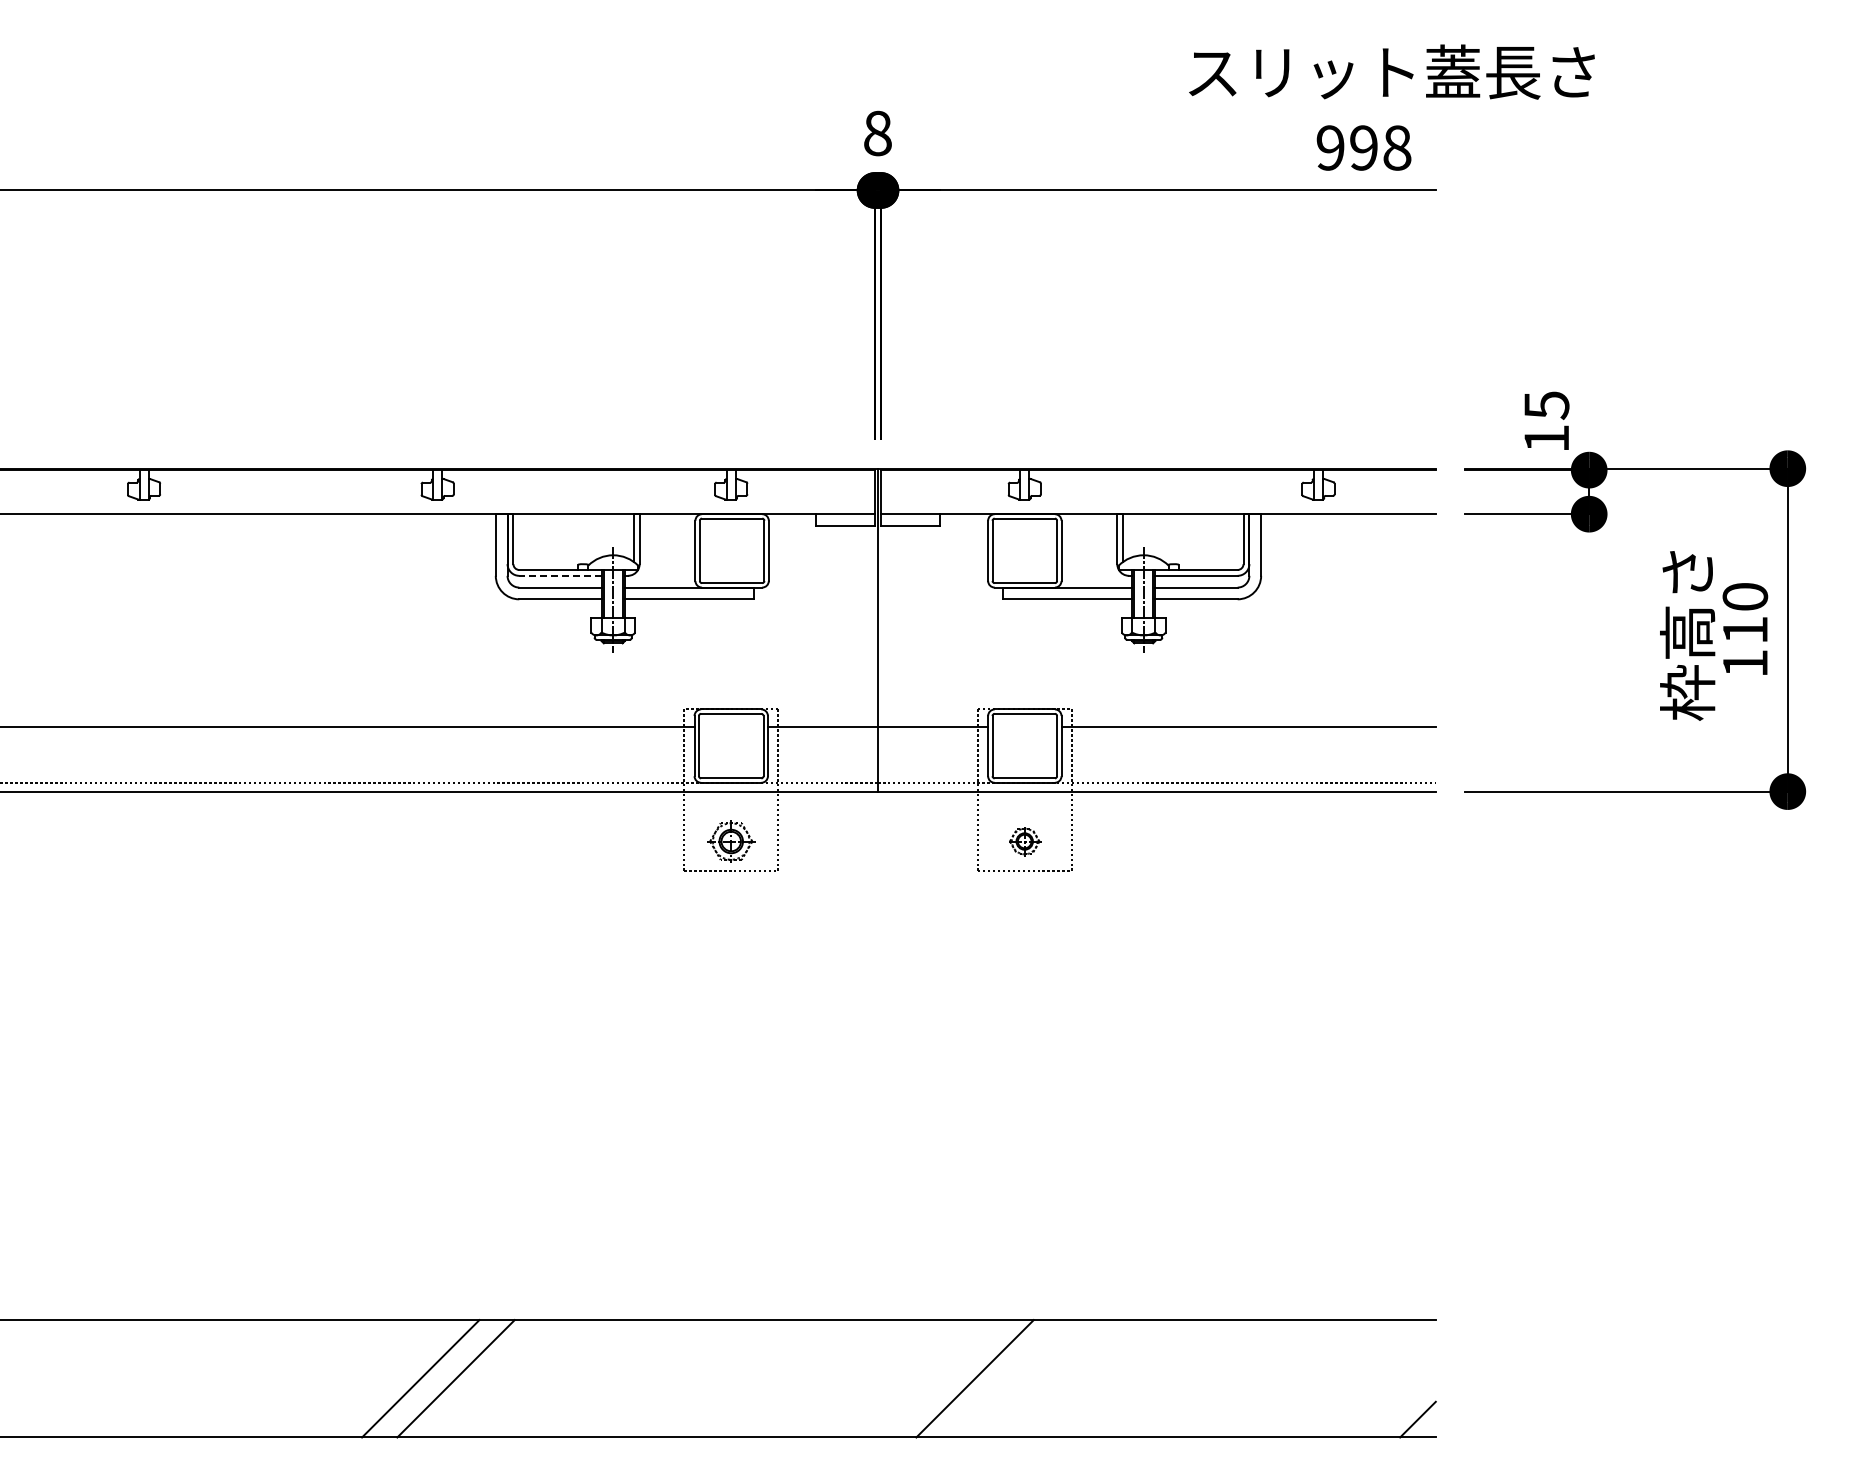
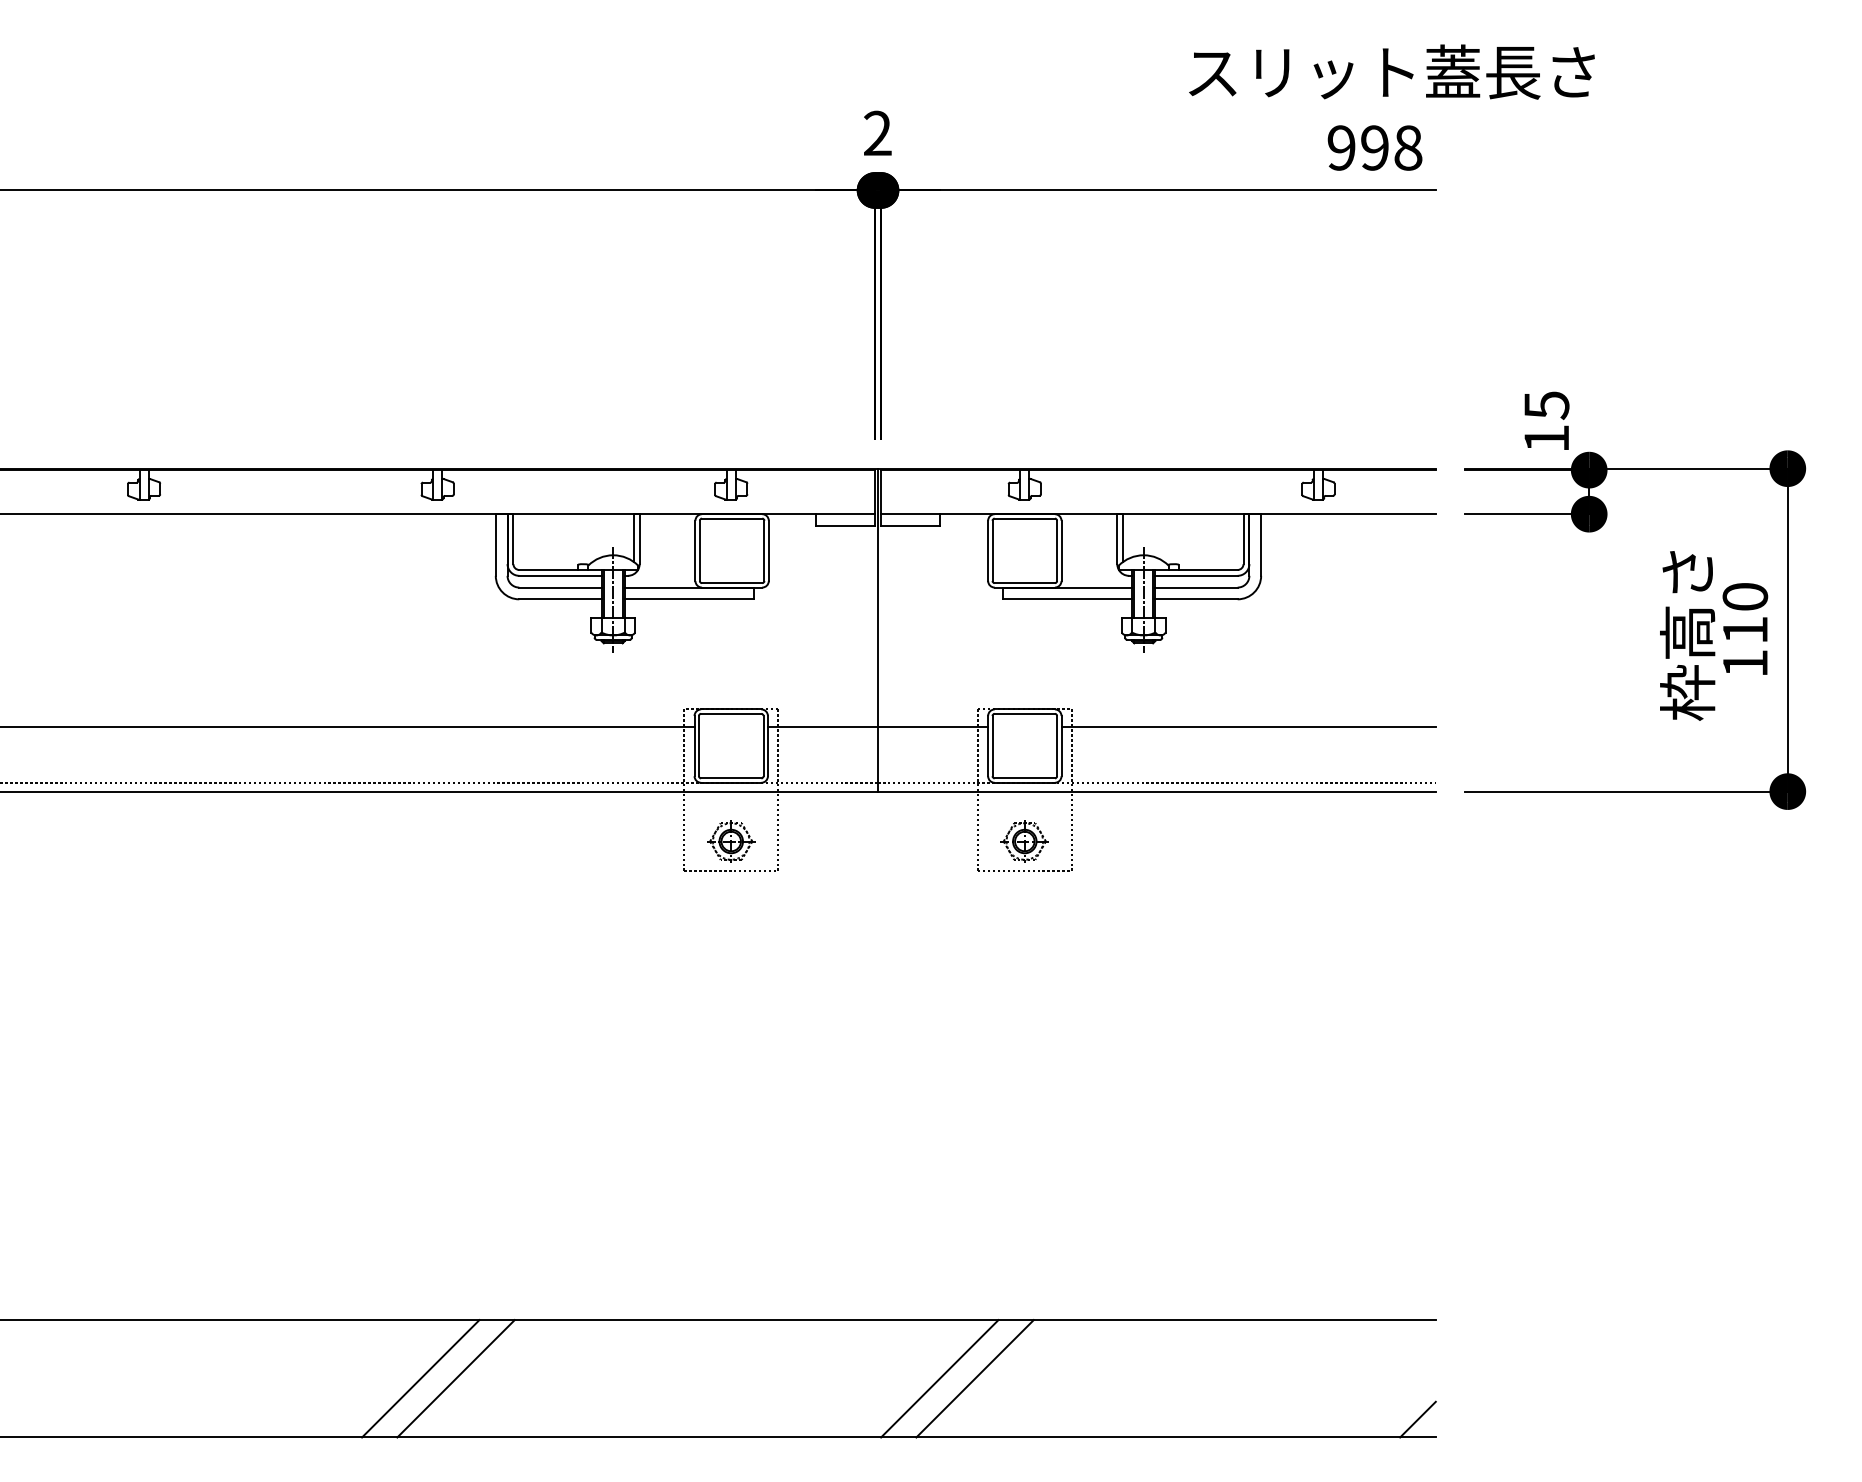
text: 8 -> 2 (877, 133)
text position: (1363, 147) -> (1374, 147) (1374, 147)
line: dashed -> solid (559, 575)
part size: 33x30 px -> 49x43 px (1024, 841)
line: none -> present (939, 1378)
